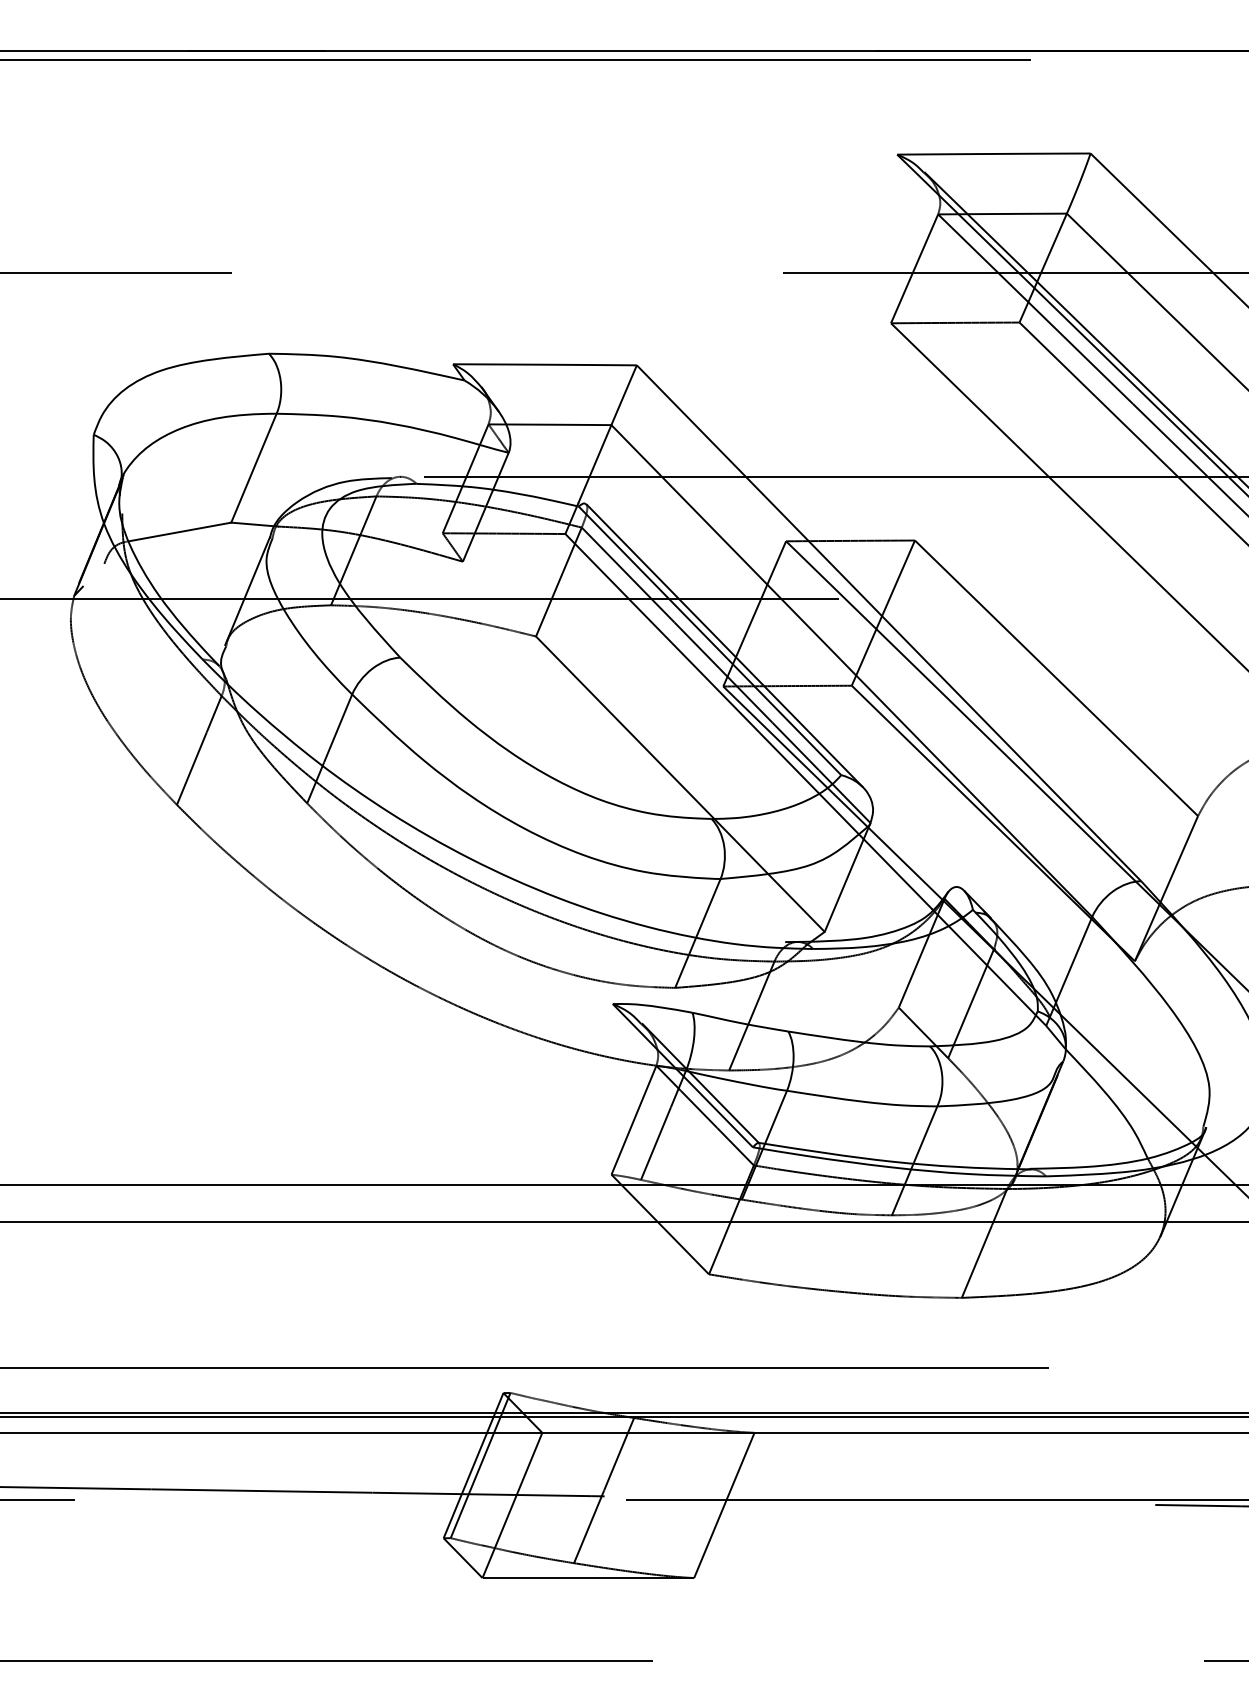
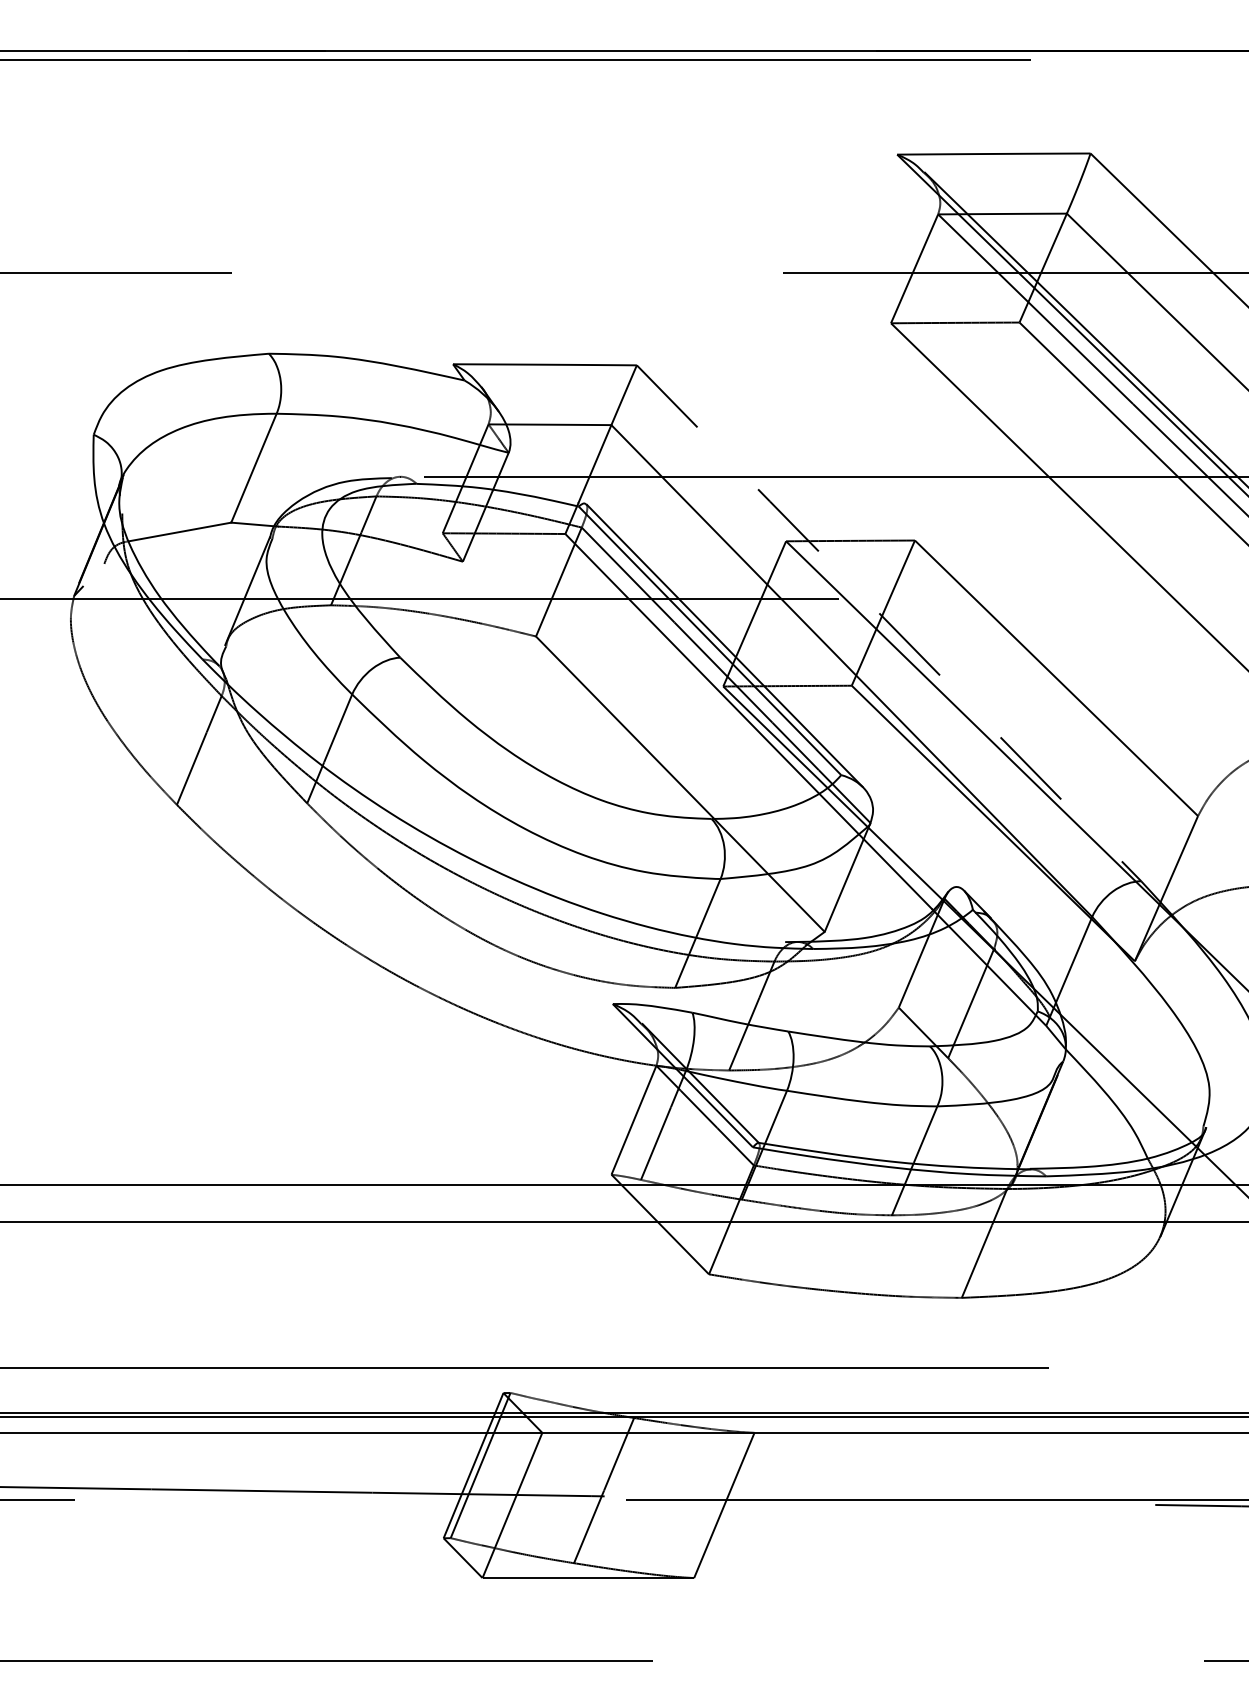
line: solid -> dashed (889, 623)
